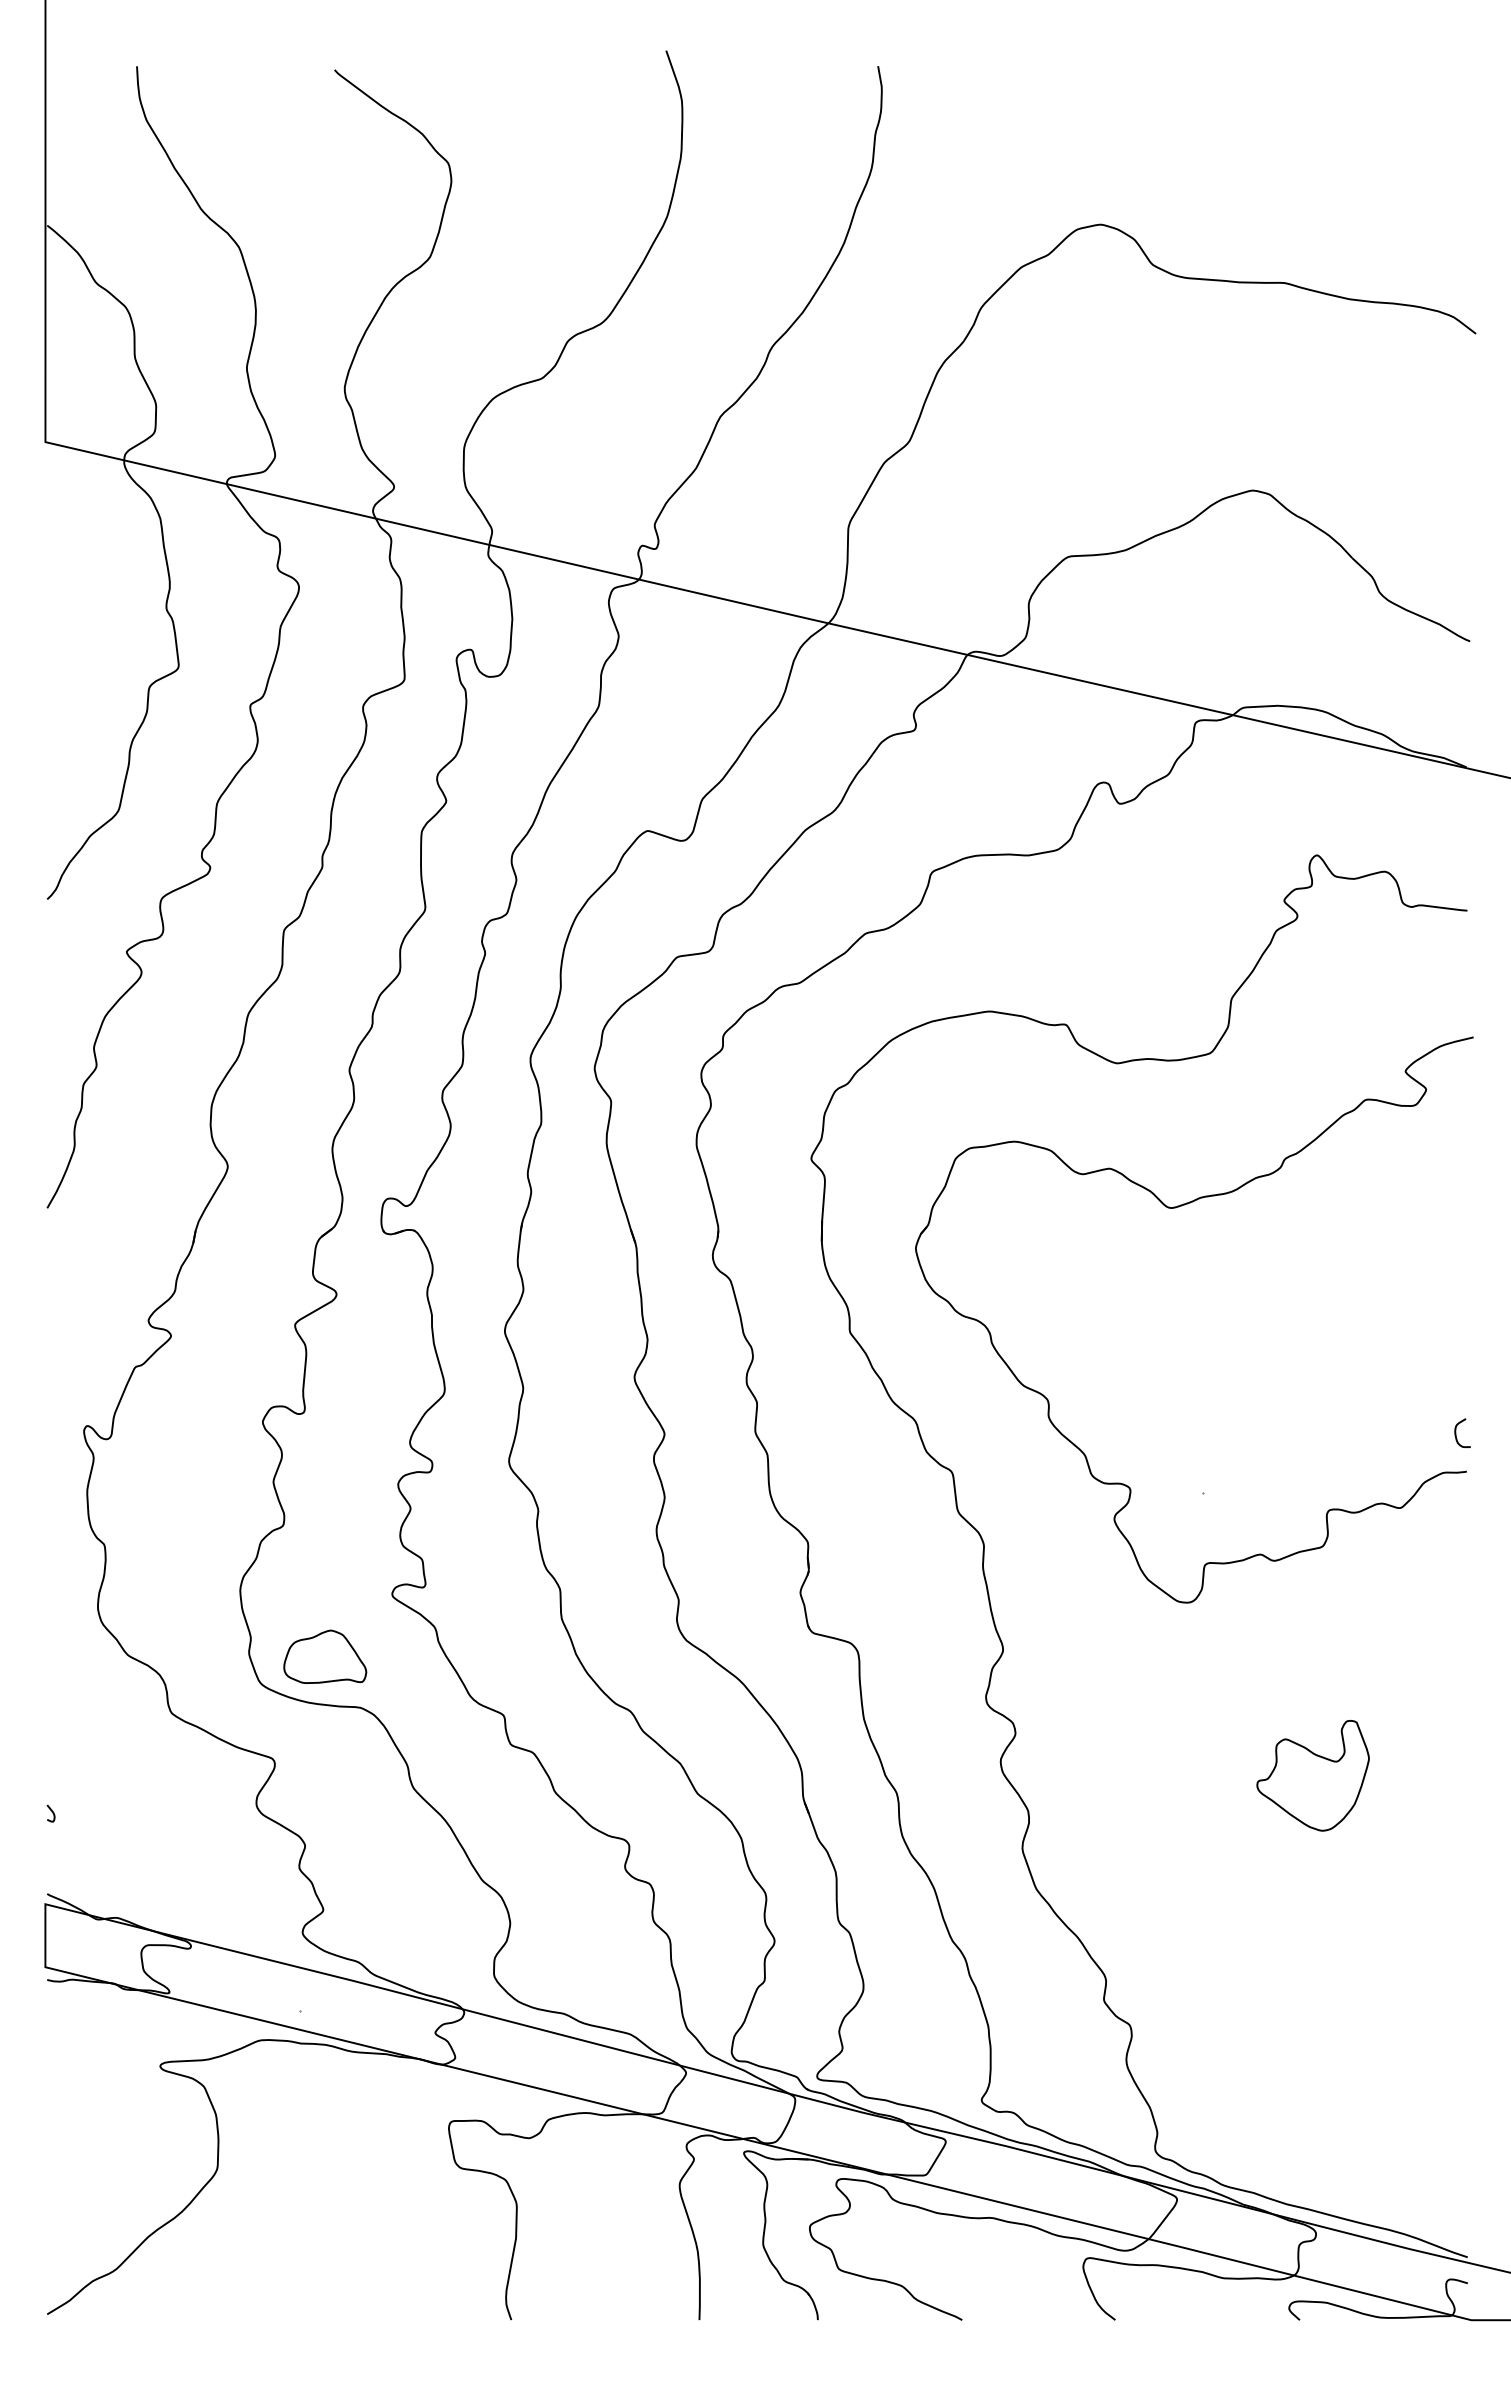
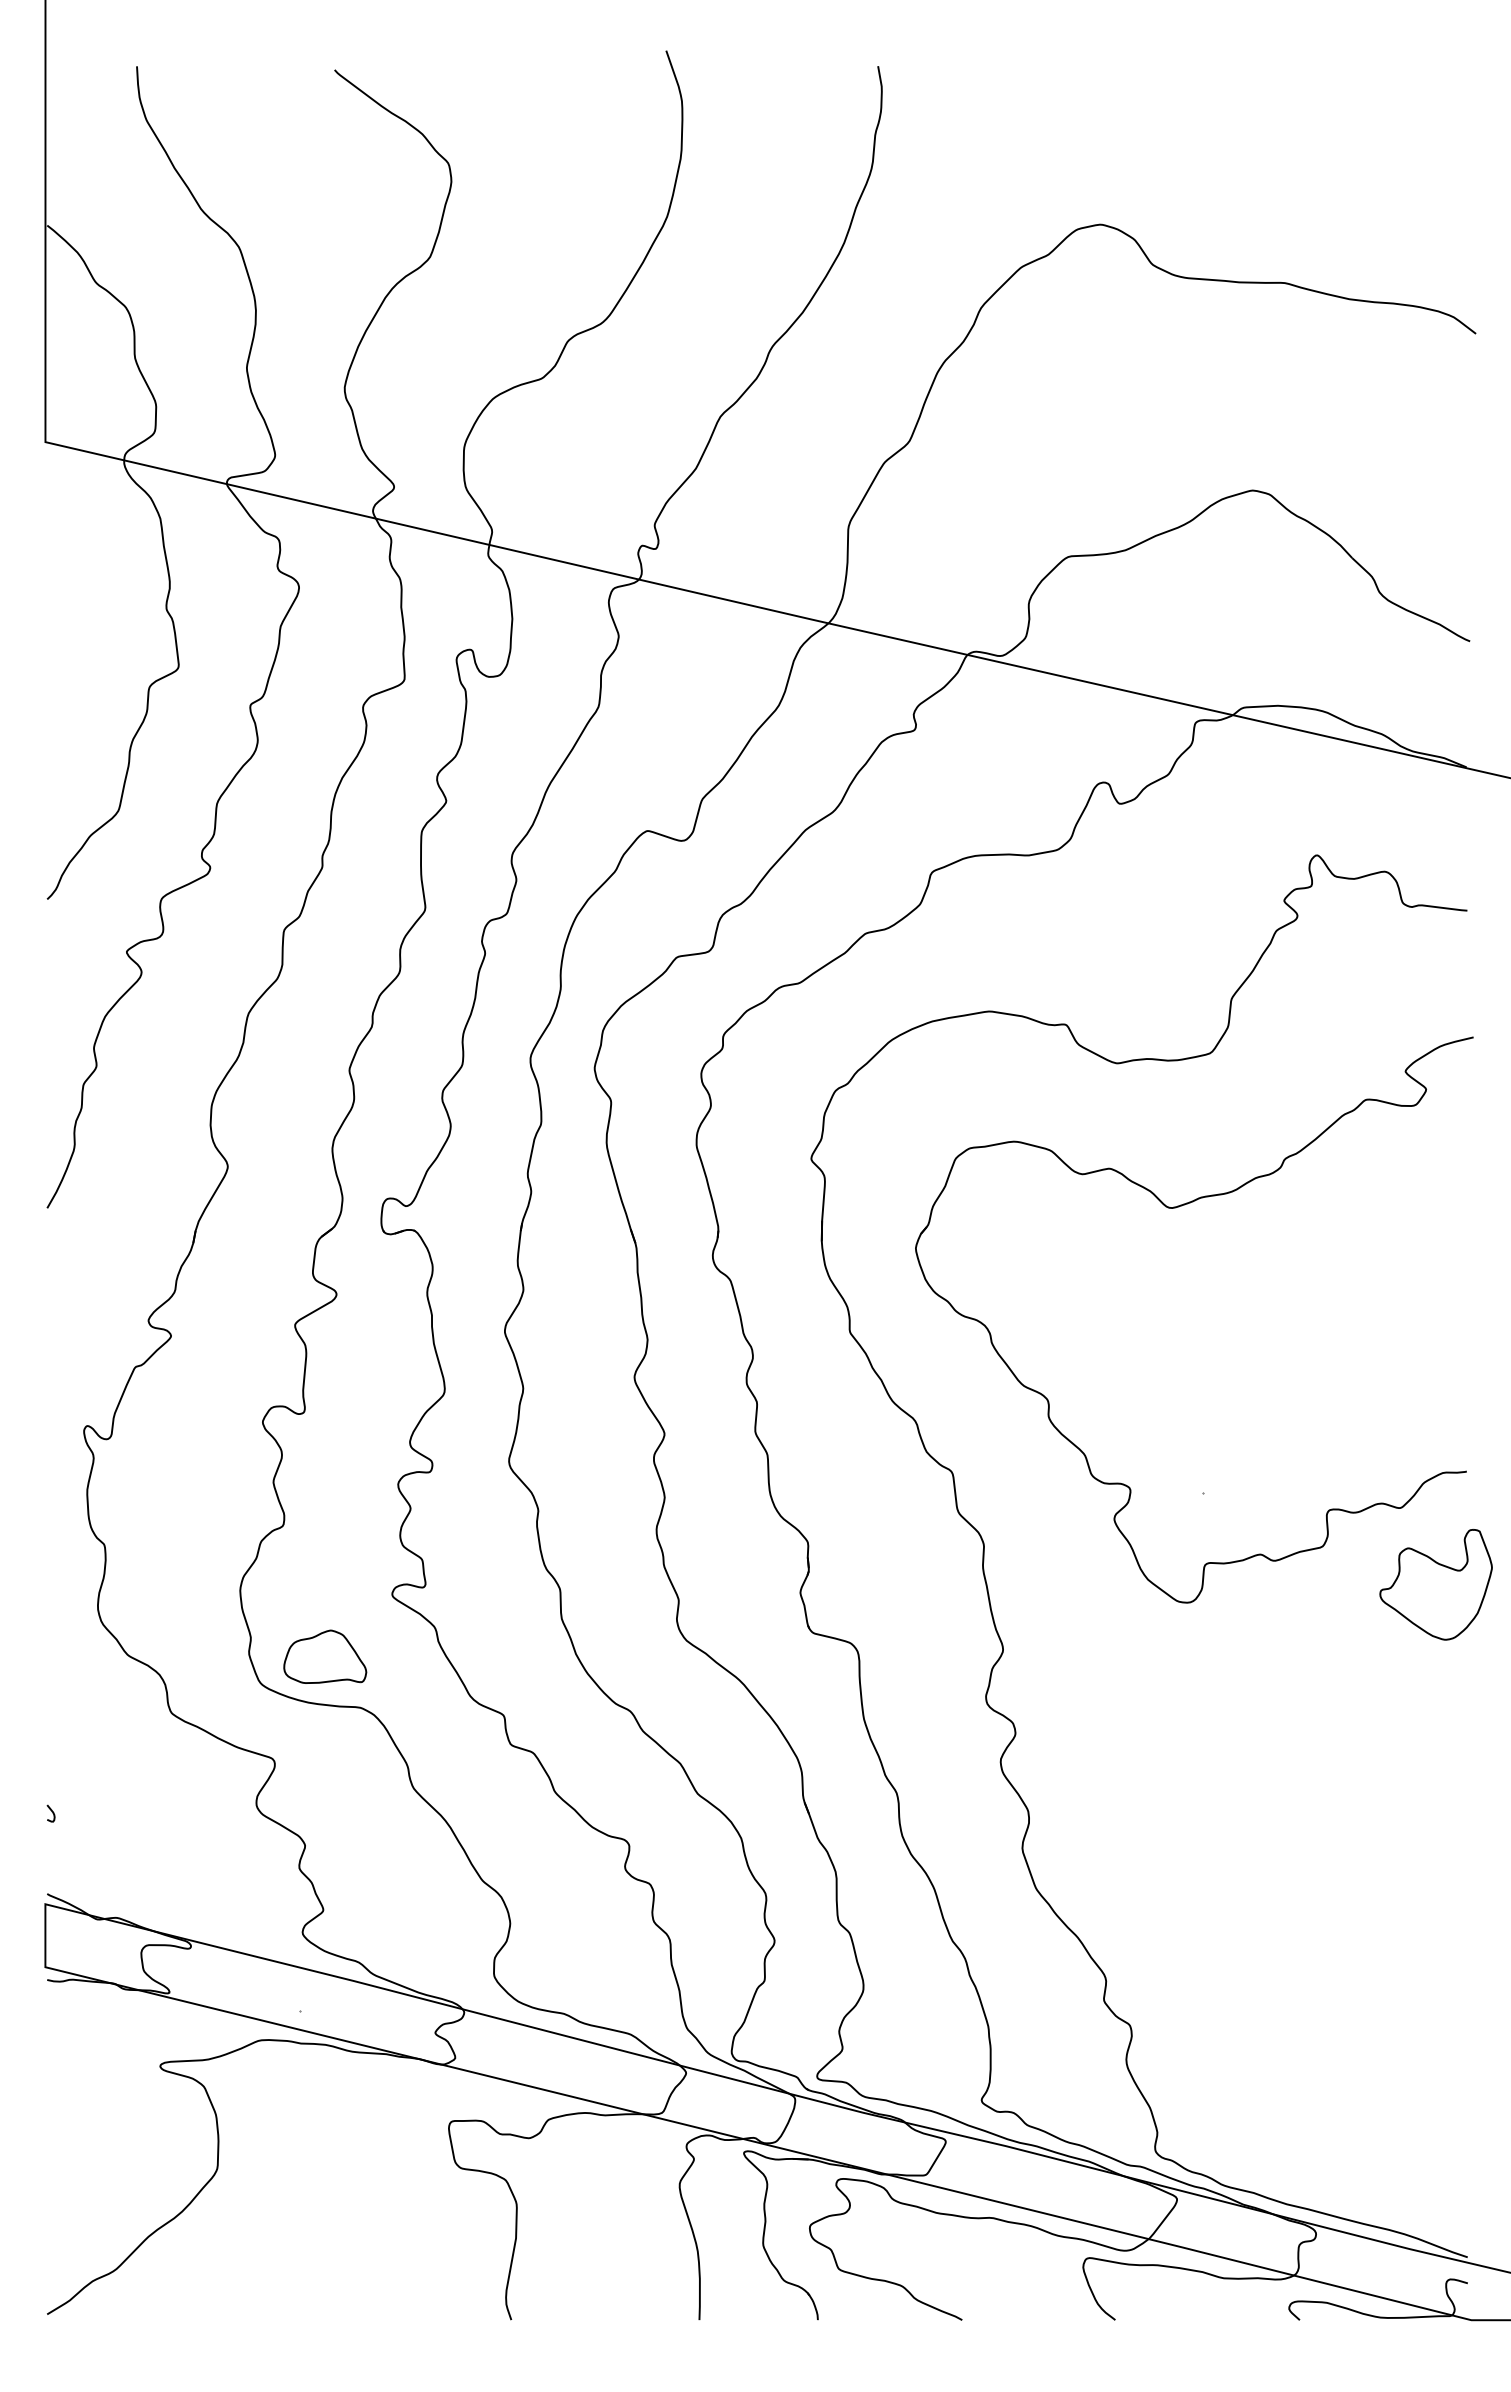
curve: present -> none (1456, 1432)
part position: (1312, 1775) -> (1435, 1584) (1435, 1584)
